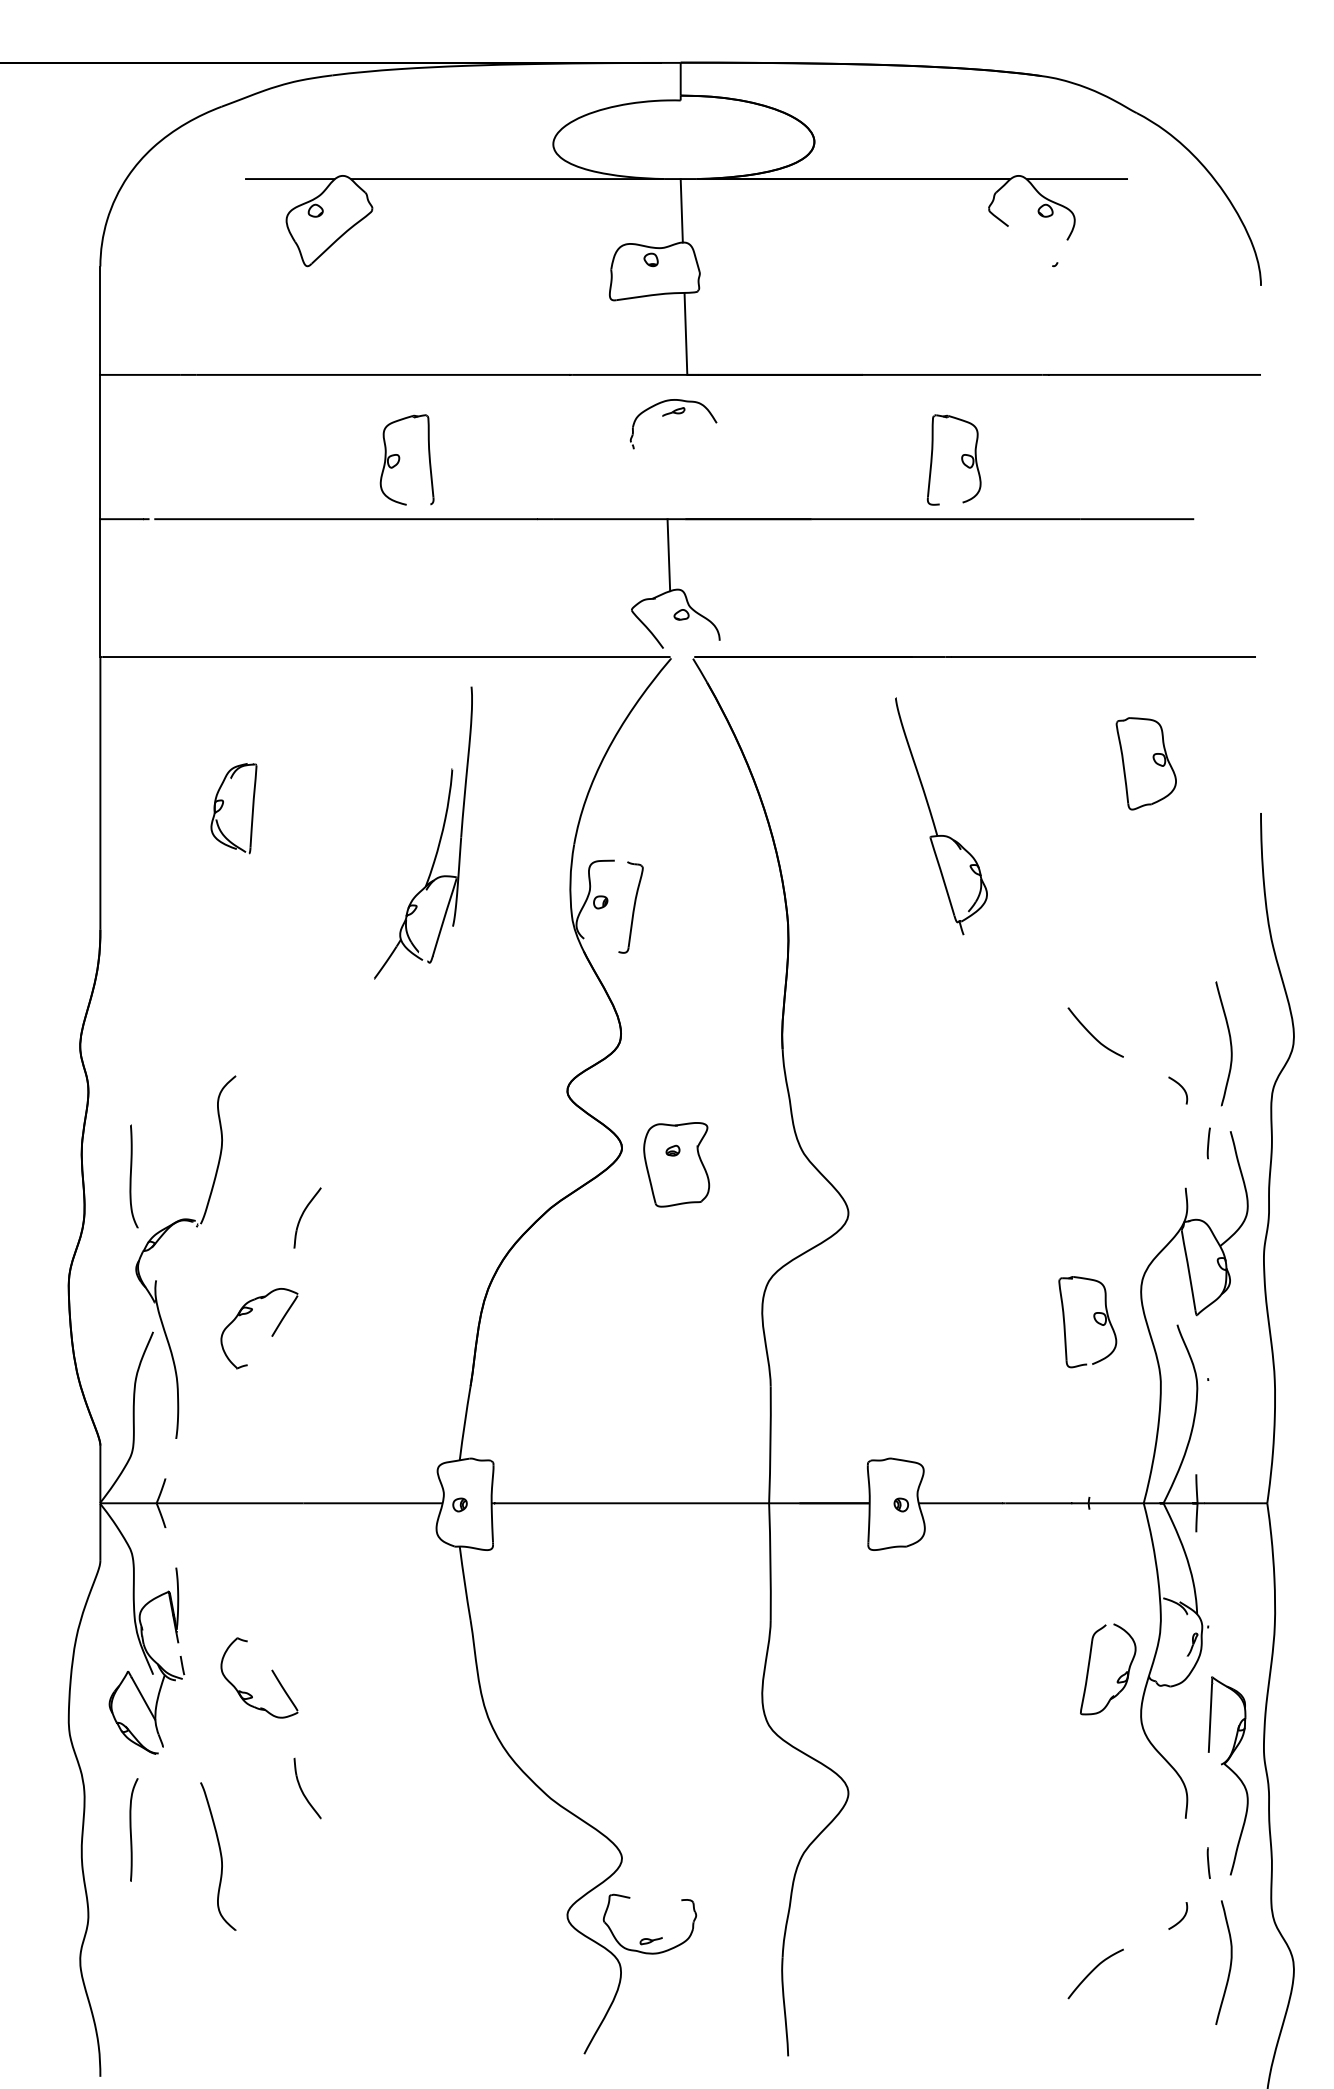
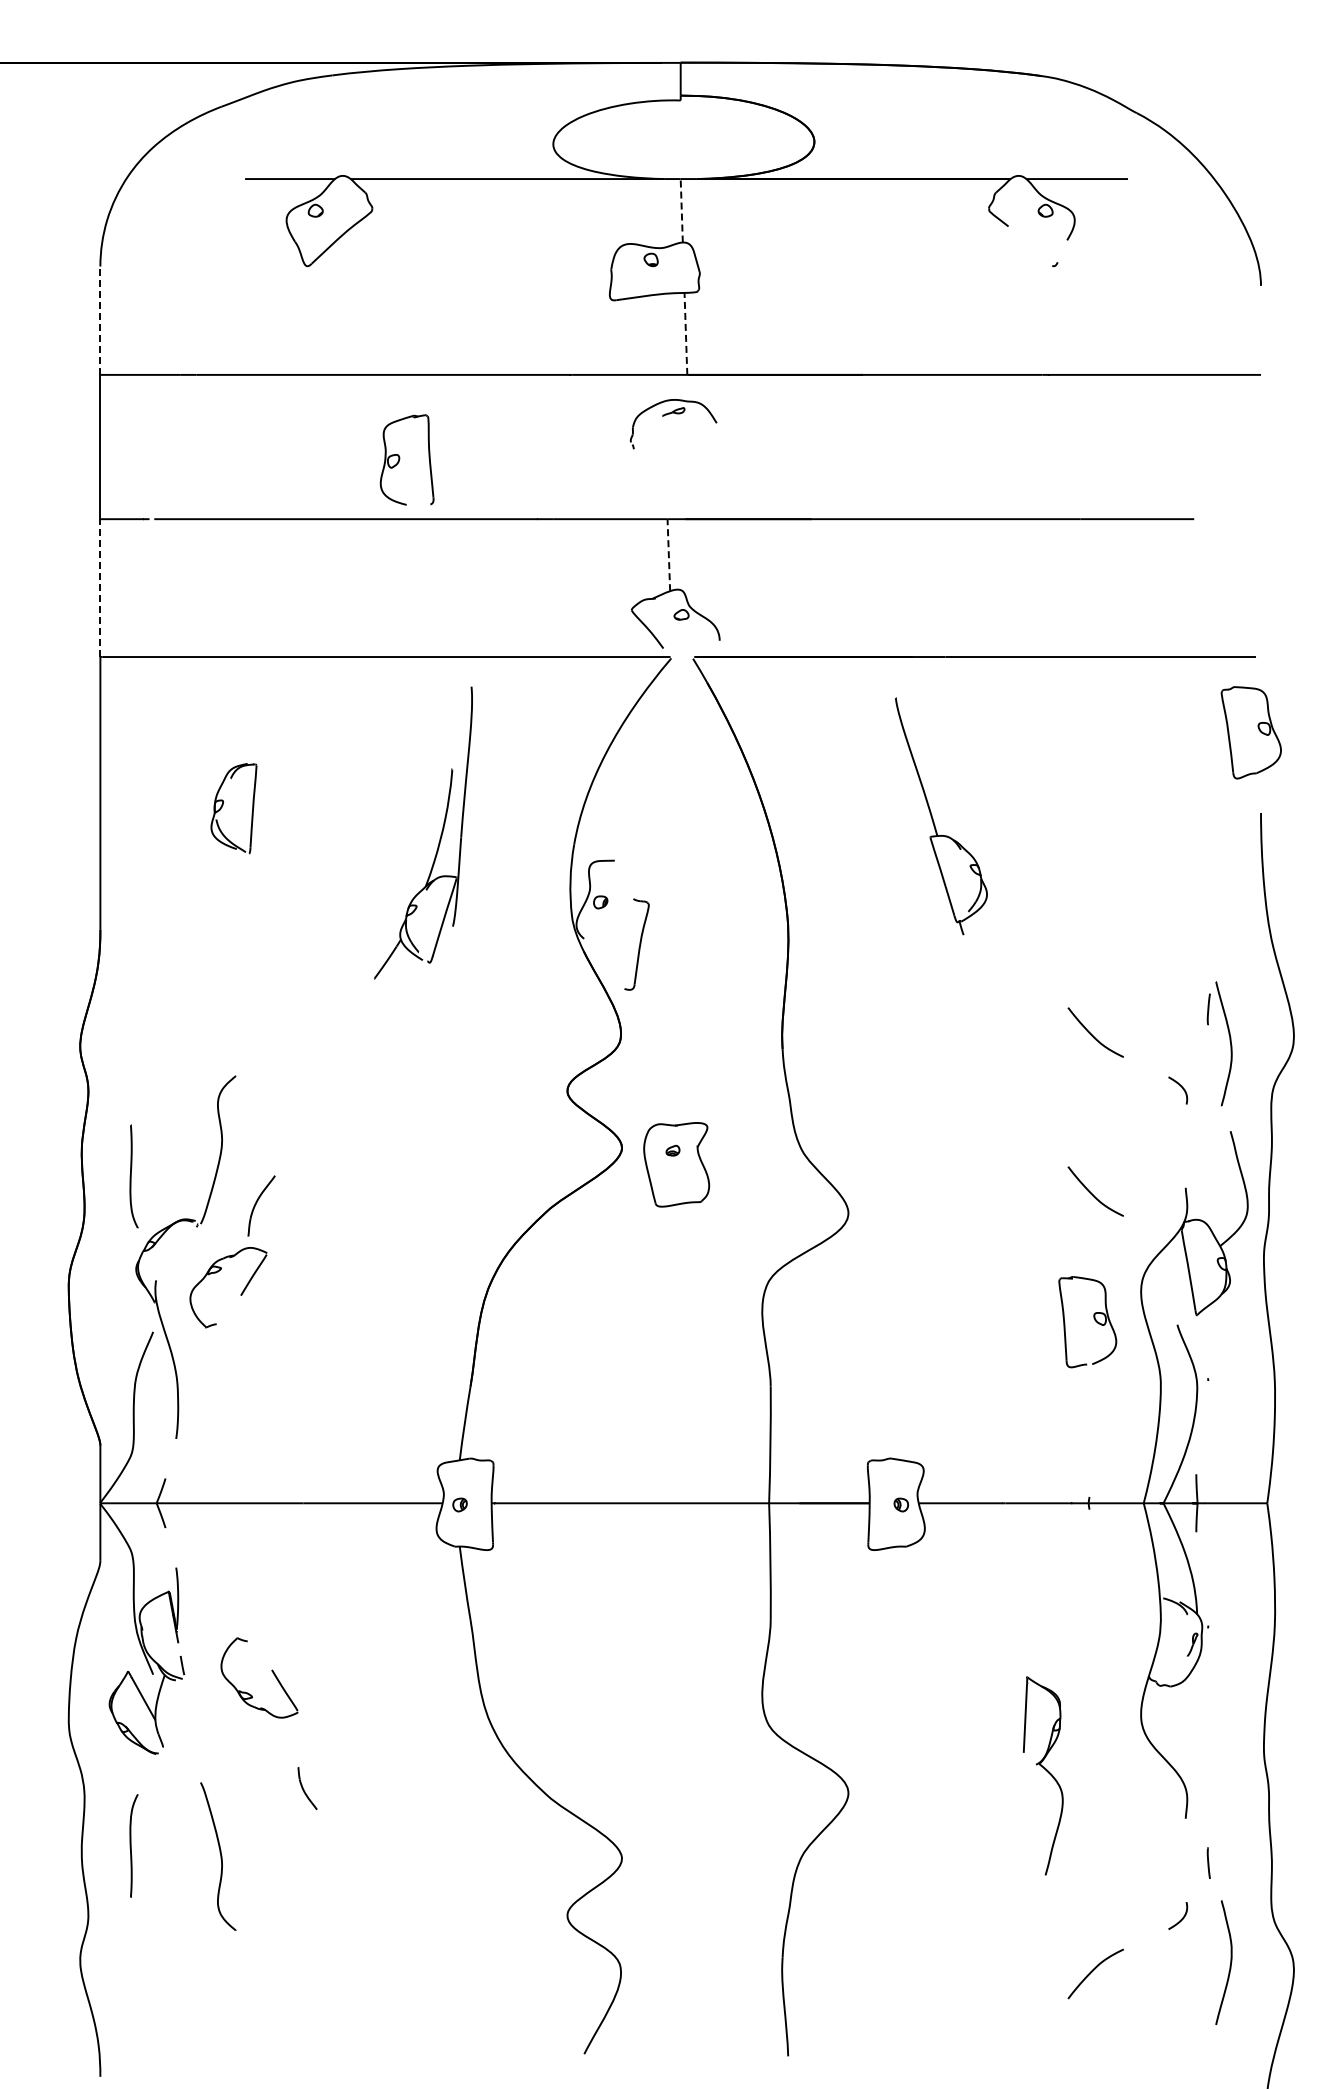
line: solid -> dashed (681, 210)
line: solid -> dashed (100, 320)
line: solid -> dashed (685, 333)
part: present -> none (961, 459)
line: solid -> dashed (668, 554)
line: solid -> dashed (100, 588)
part position: (1145, 763) -> (1250, 732) (1250, 732)
part position: (630, 907) -> (636, 944) (636, 944)
line position: (1208, 1143) -> (1208, 1009) (1208, 1009)
curve: none -> present (1092, 1193)
part position: (307, 1217) -> (261, 1205) (261, 1205)
part position: (271, 1335) -> (240, 1294) (240, 1294)
part: present -> none (1119, 1676)
part position: (1227, 1775) -> (1042, 1775) (1042, 1775)
part size: 29x63 px -> 21x43 px (307, 1788)
curve position: (131, 1829) -> (131, 1845) (131, 1845)
part: present -> none (649, 1938)
